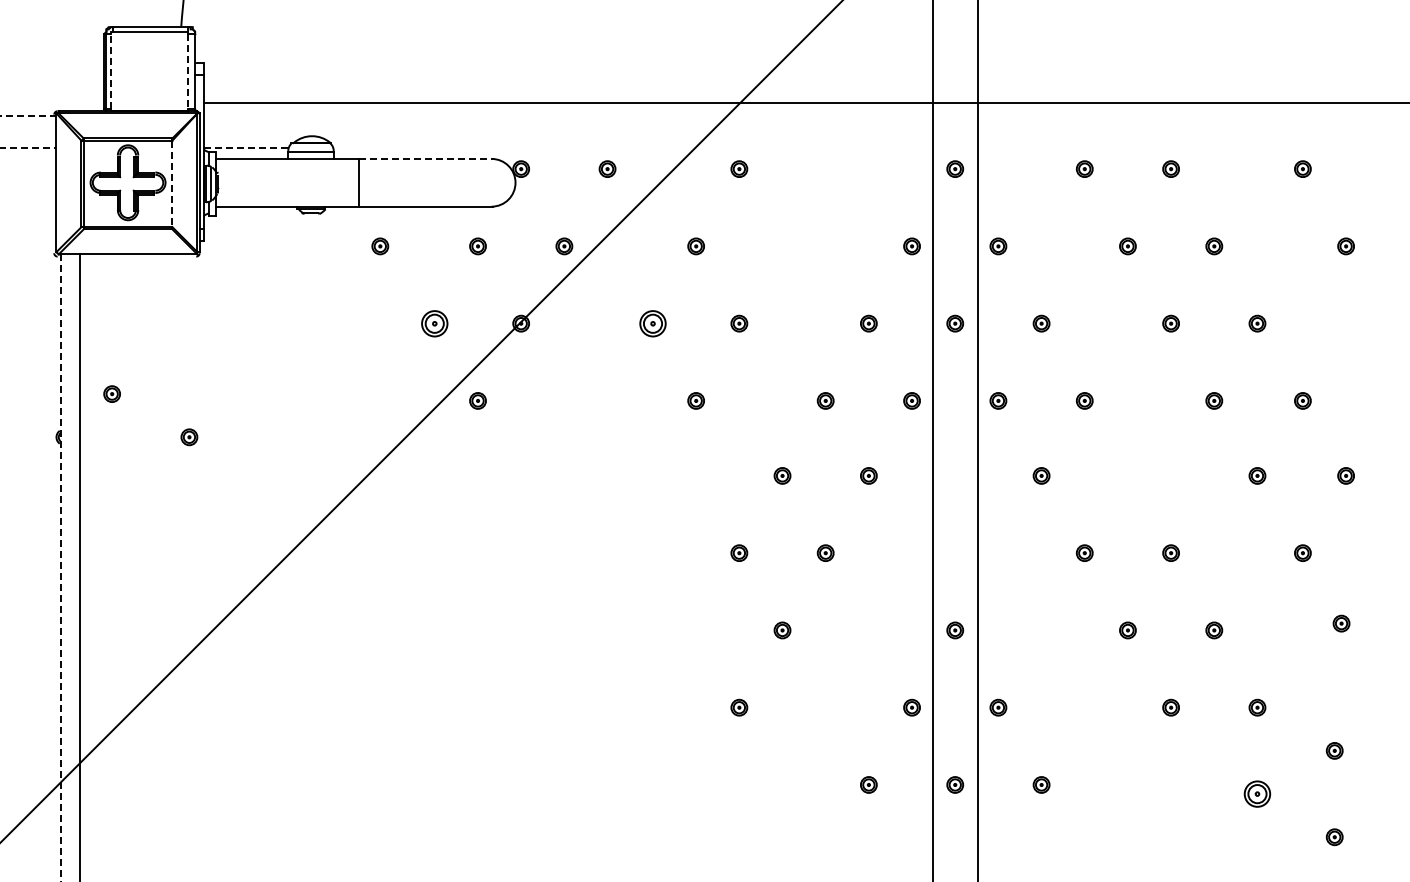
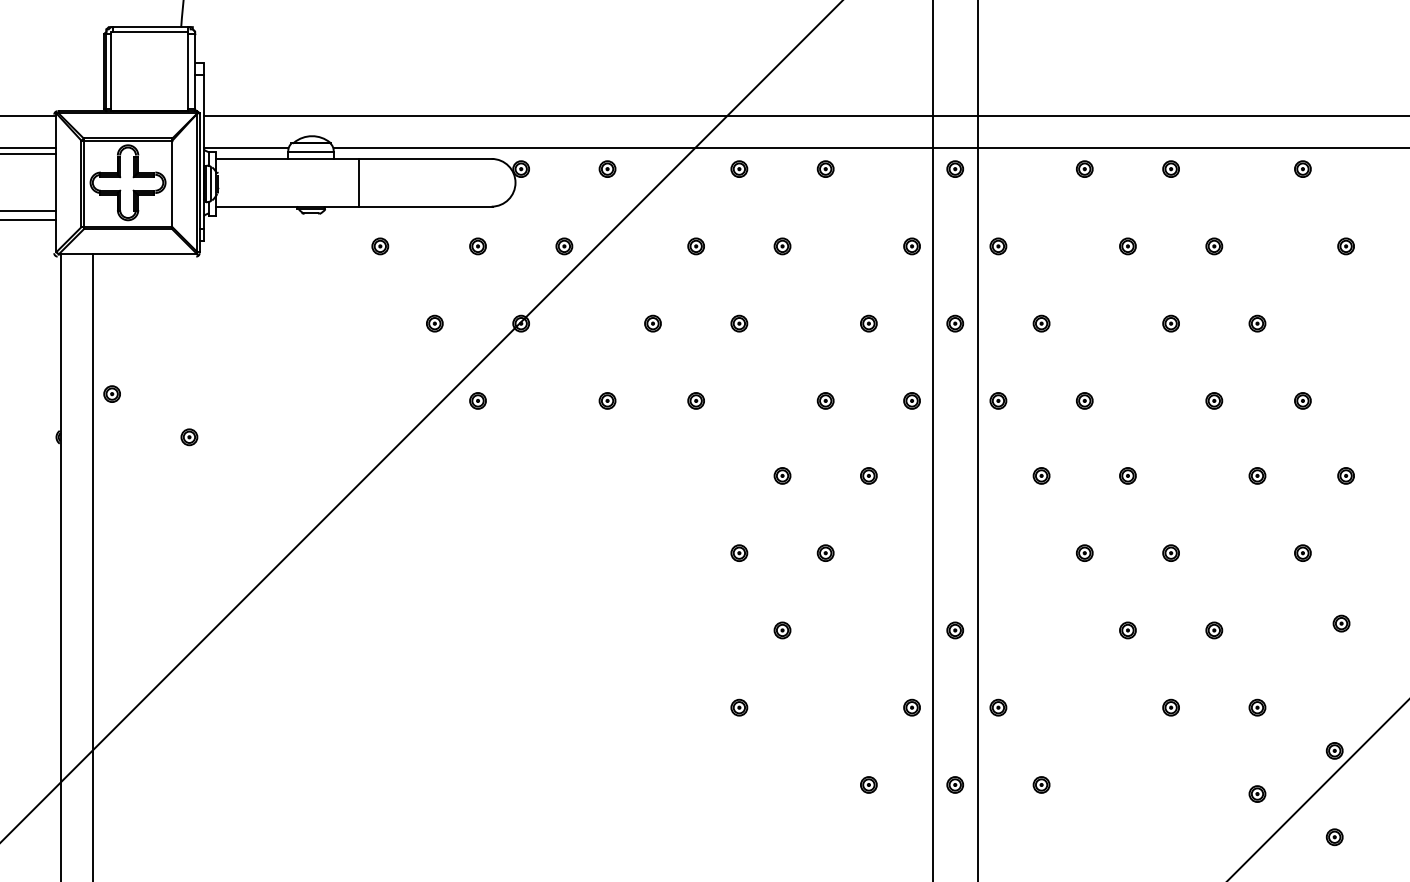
line: dashed -> solid (111, 71)
line: dashed -> solid (188, 71)
line position: (805, 102) -> (805, 115) (805, 115)
line: dashed -> solid (28, 115)
line: dashed -> solid (28, 147)
line: dashed -> solid (245, 147)
line: none -> present (869, 147)
line: none -> present (29, 154)
line: dashed -> solid (426, 158)
part: none -> present (825, 168)
line: dashed -> solid (172, 184)
line: none -> present (29, 211)
line: none -> present (29, 220)
part: none -> present (782, 246)
part size: 28x28 px -> 18x19 px (434, 323)
part size: 28x28 px -> 18x19 px (652, 323)
part: none -> present (607, 400)
part: none -> present (1127, 475)
line position: (79, 566) -> (92, 566) (92, 566)
line: dashed -> solid (61, 567)
line: none -> present (1317, 790)
part size: 29x28 px -> 19x18 px (1257, 793)
